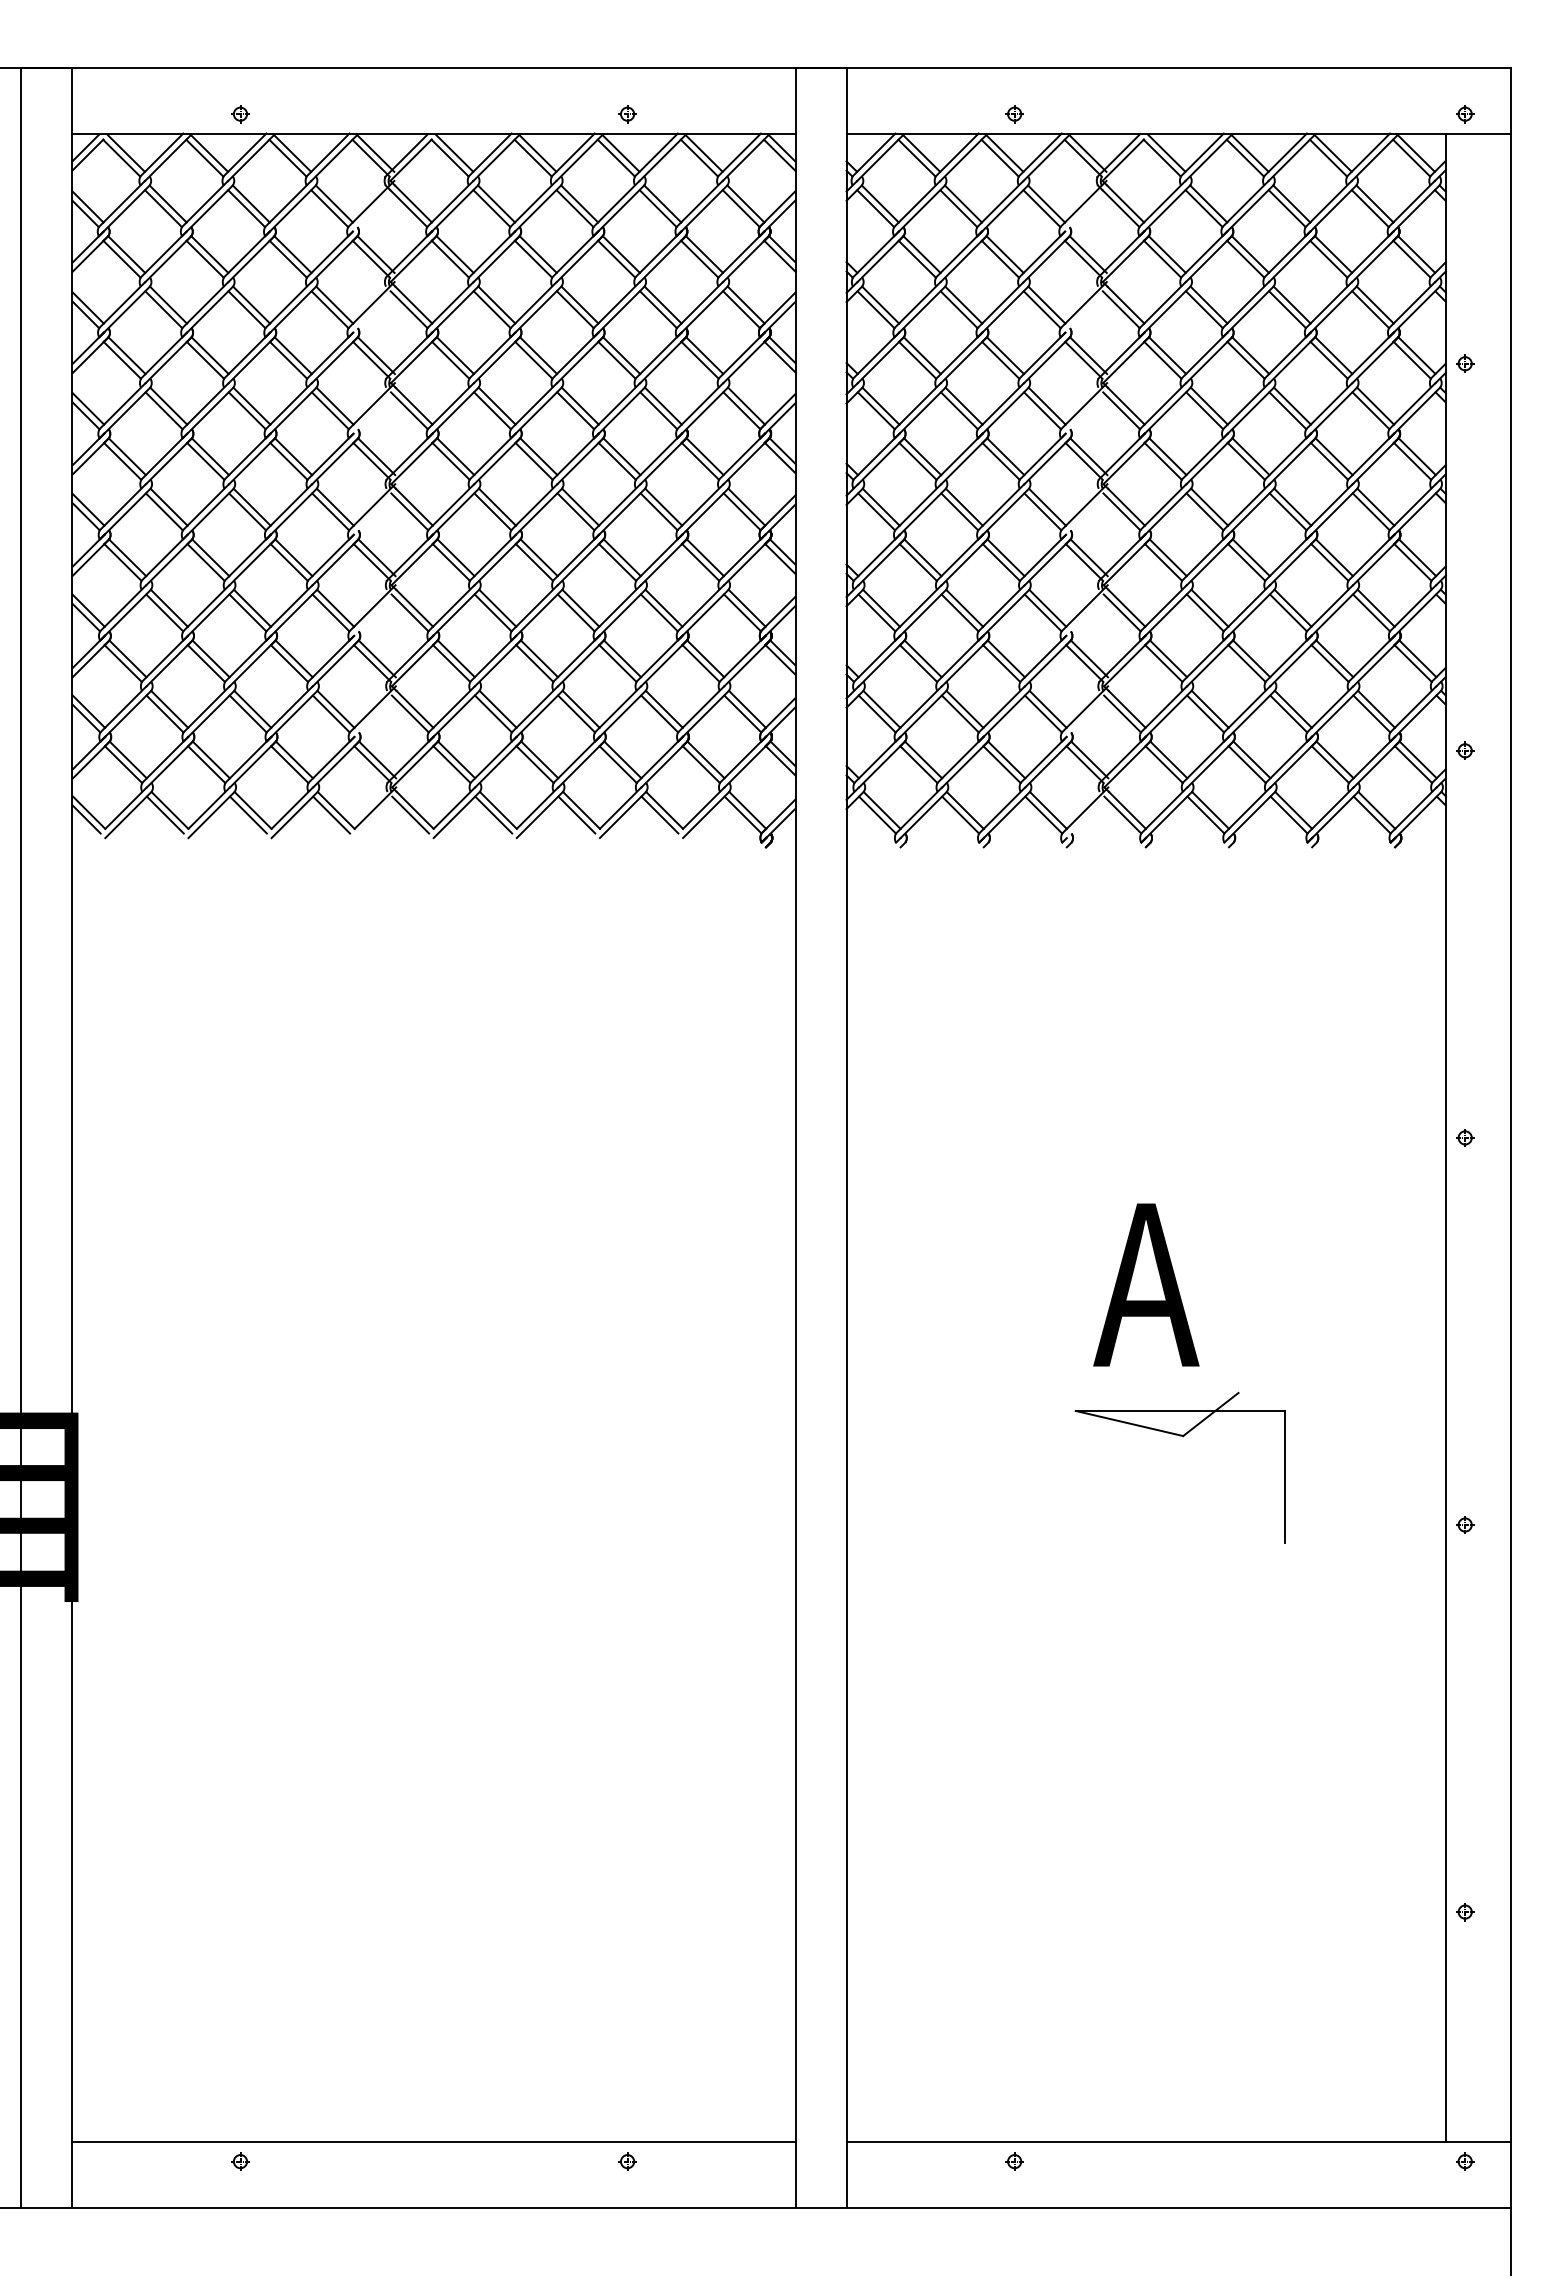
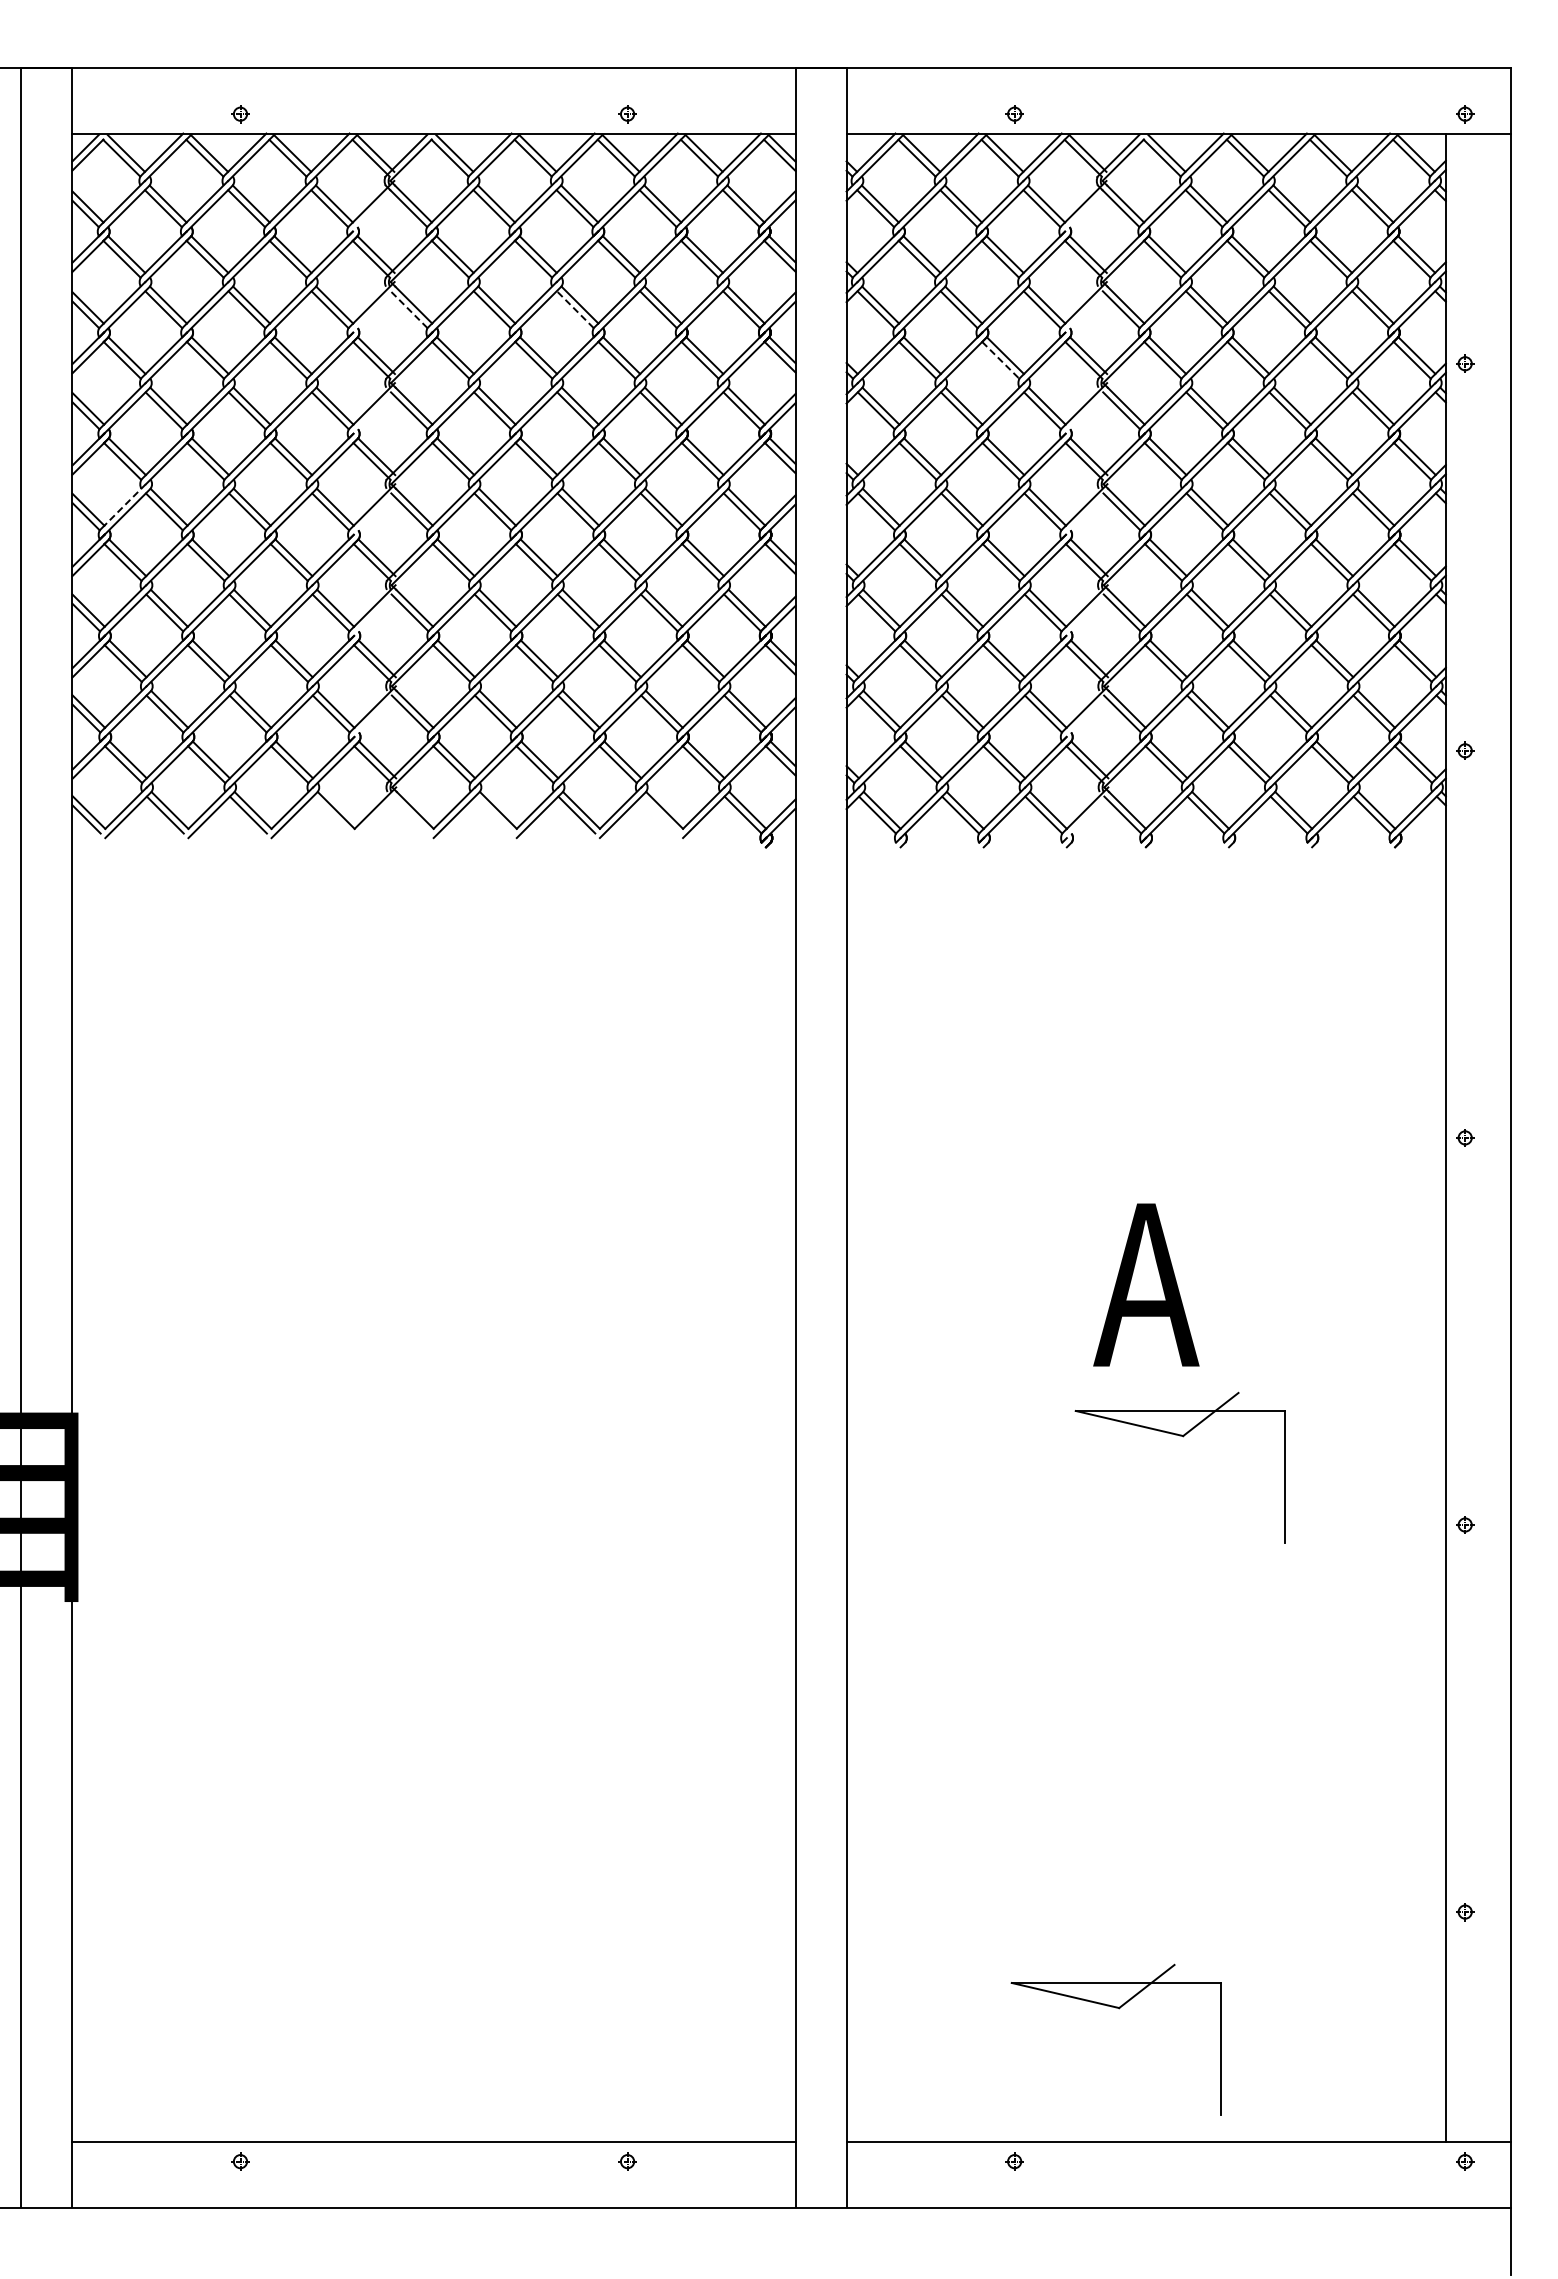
line: solid -> dashed (408, 309)
line: solid -> dashed (574, 309)
line: solid -> dashed (1001, 360)
line: solid -> dashed (124, 505)
line: present -> none (331, 814)
line: present -> none (410, 814)
line: present -> none (493, 814)
line: present -> none (659, 814)
part: none -> present (1119, 2009)
